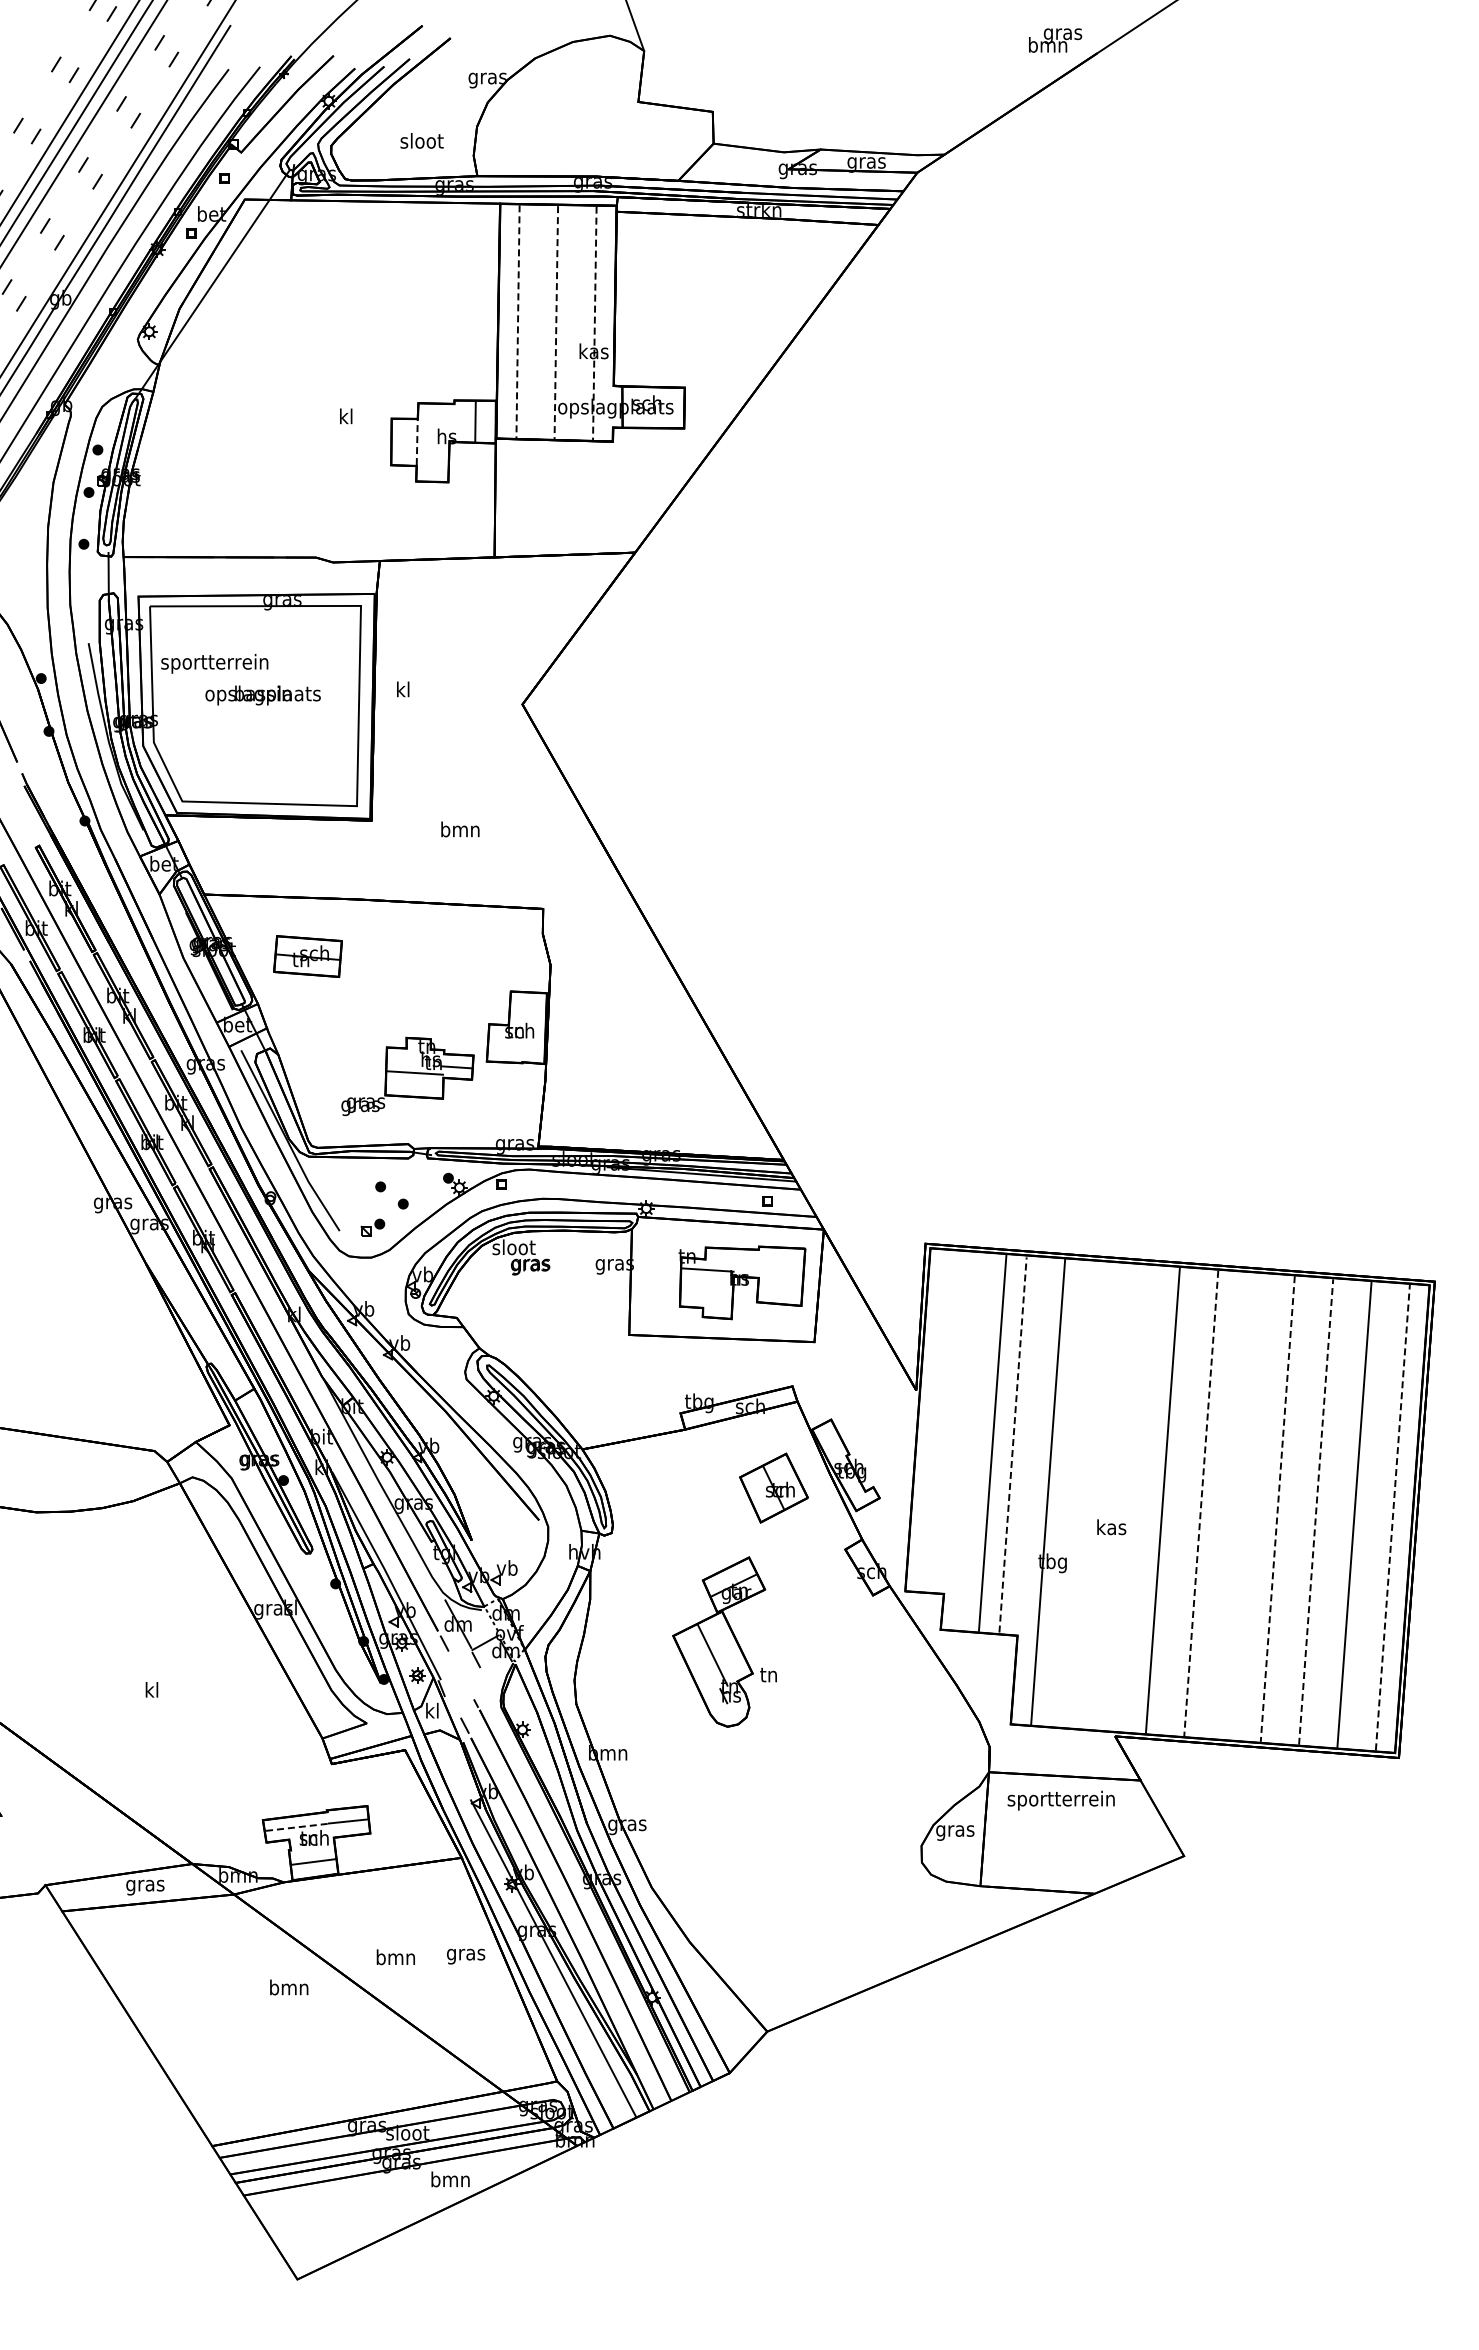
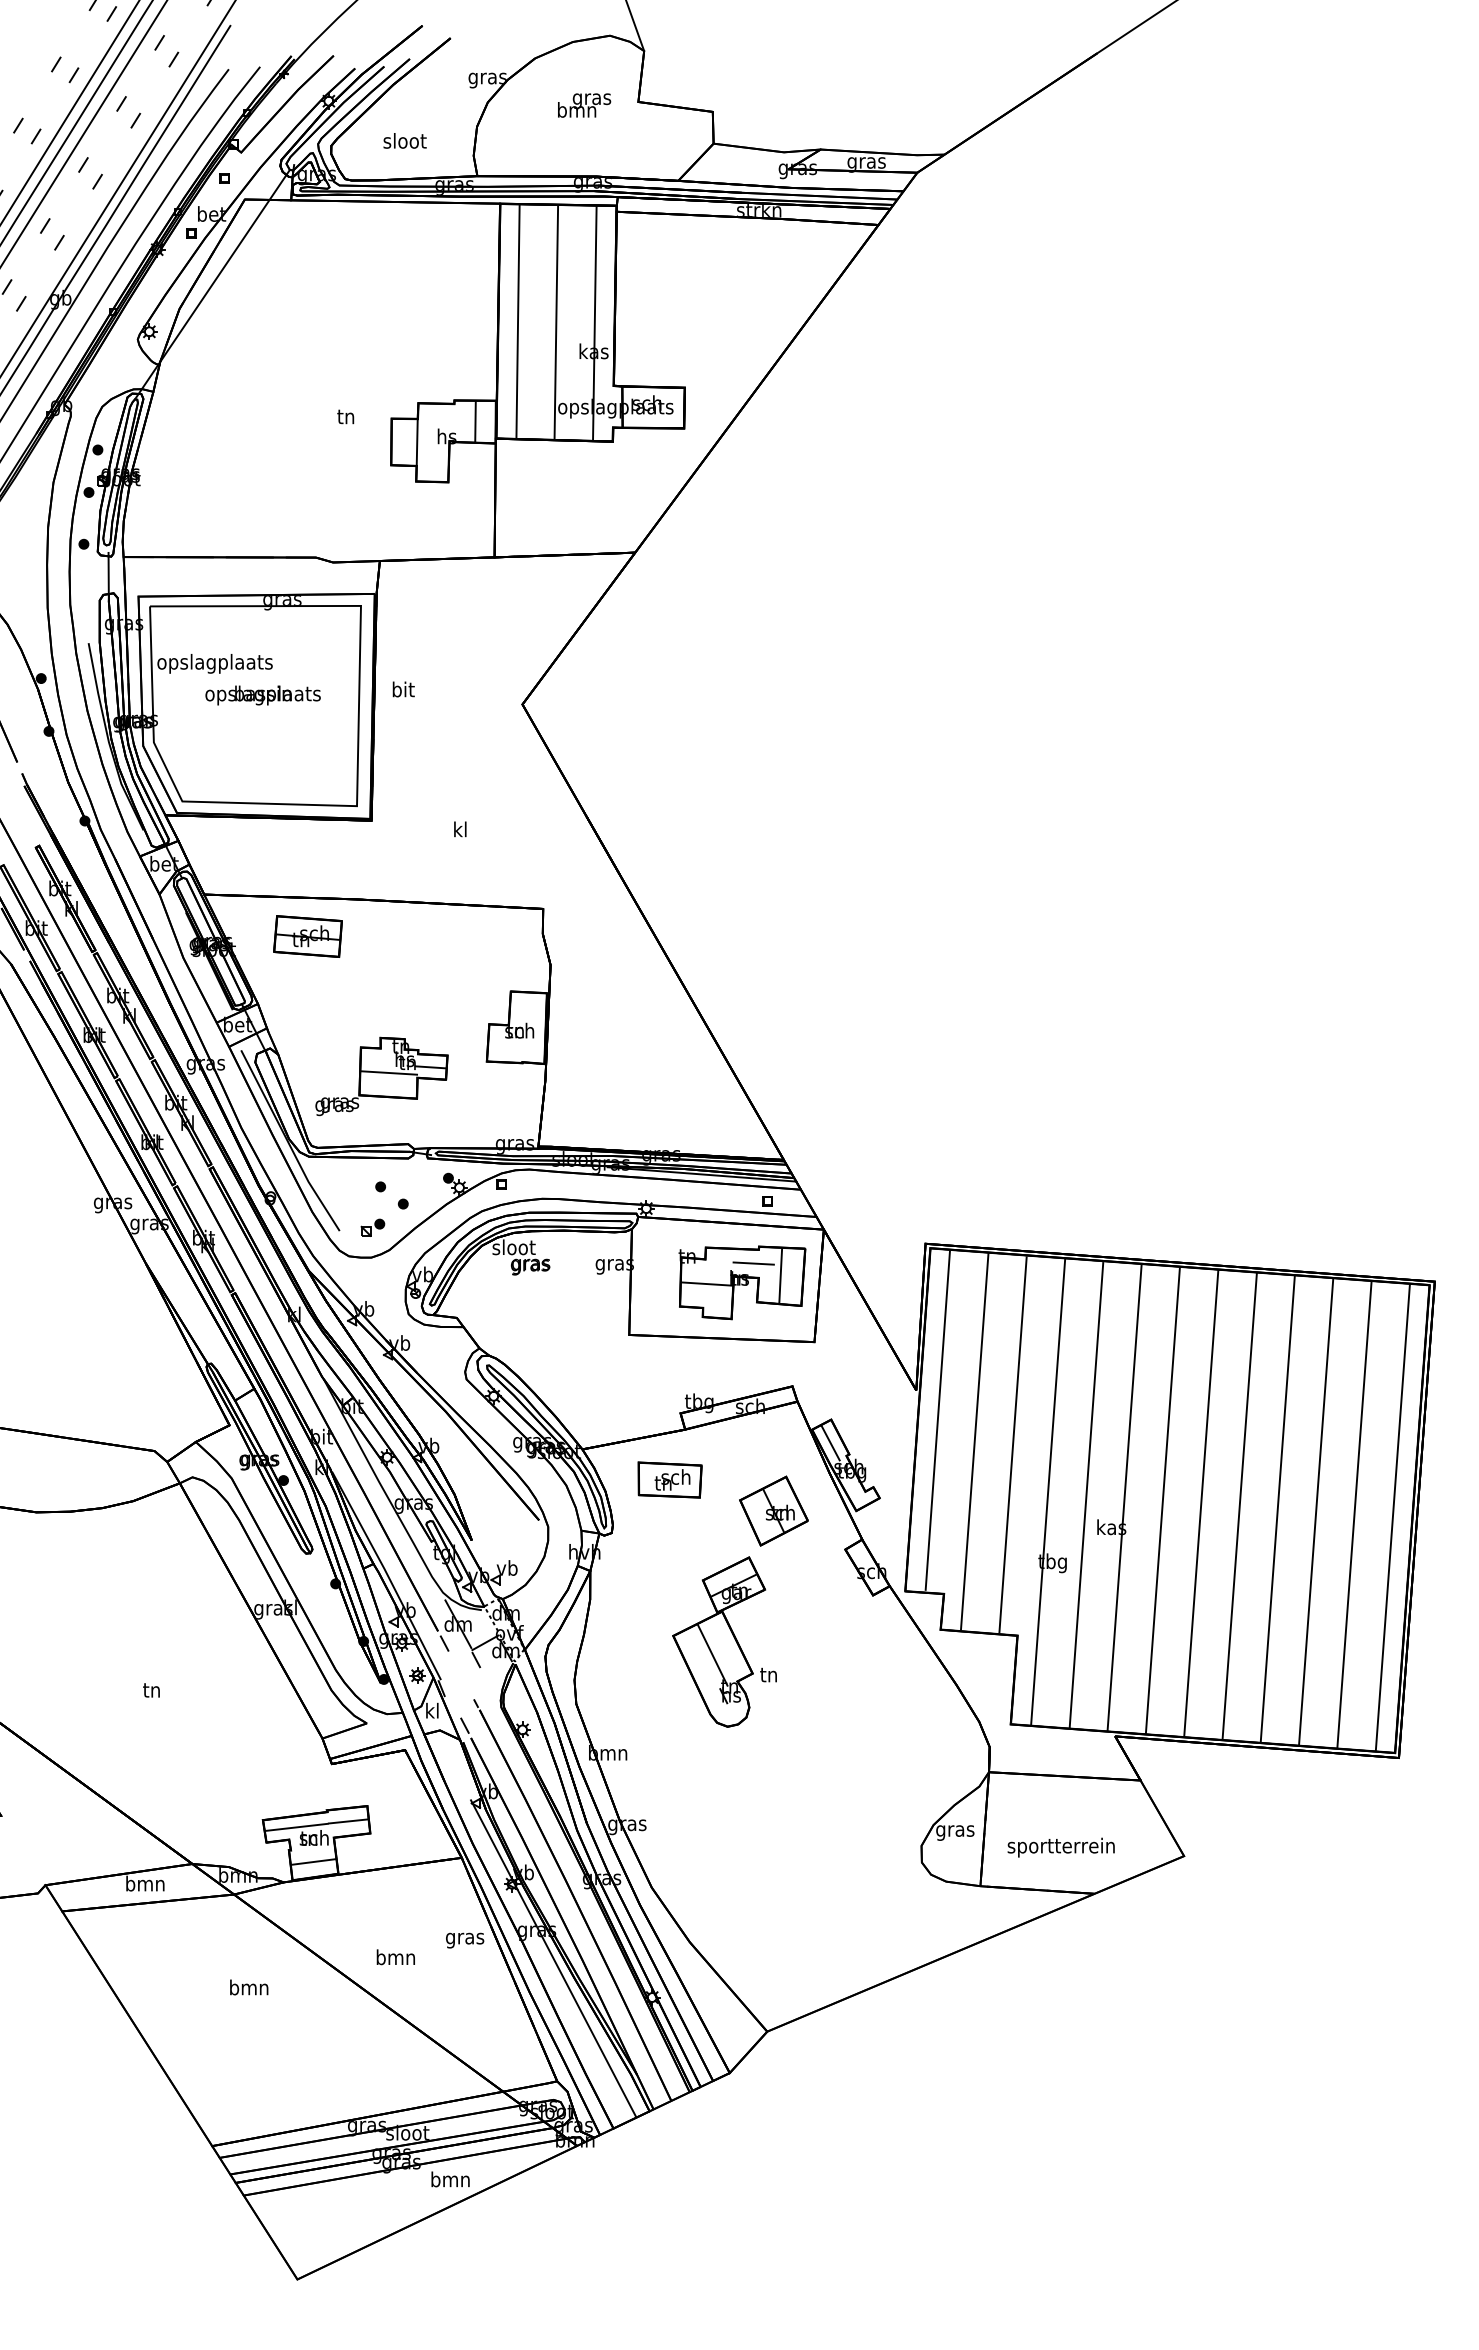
text position: (1055, 40) -> (584, 105) (584, 105)
text position: (421, 140) -> (404, 140) (404, 140)
line: dashed -> solid (518, 322)
line: dashed -> solid (556, 322)
line: dashed -> solid (594, 323)
text: kl -> tn (345, 416)
line: dashed -> solid (417, 442)
text: sportterrein -> opslagplaats (214, 663)
text: kl -> bit (403, 689)
text: bmn -> kl (460, 829)
part position: (307, 956) -> (307, 936) (307, 936)
part position: (407, 1076) -> (381, 1076) (381, 1076)
line: none -> present (753, 1263)
line position: (707, 1269) -> (706, 1283) (706, 1283)
line: none -> present (780, 1275)
line: none -> present (937, 1420)
line position: (992, 1442) -> (974, 1441) (974, 1441)
line: none -> present (830, 1443)
line: dashed -> solid (1013, 1444)
part: none -> present (669, 1479)
part position: (773, 1487) -> (773, 1510) (773, 1510)
line: none -> present (1086, 1495)
line: none -> present (1124, 1497)
line: dashed -> solid (1201, 1503)
line: none -> present (1239, 1506)
line: dashed -> solid (1277, 1509)
line: dashed -> solid (1316, 1511)
line: dashed -> solid (1392, 1517)
text: kl -> tn (151, 1689)
text position: (1060, 1800) -> (1060, 1847) (1060, 1847)
line: dashed -> solid (295, 1827)
text: gras -> bmn (145, 1885)
text position: (466, 1956) -> (465, 1940) (465, 1940)
text position: (289, 1987) -> (249, 1987) (249, 1987)
